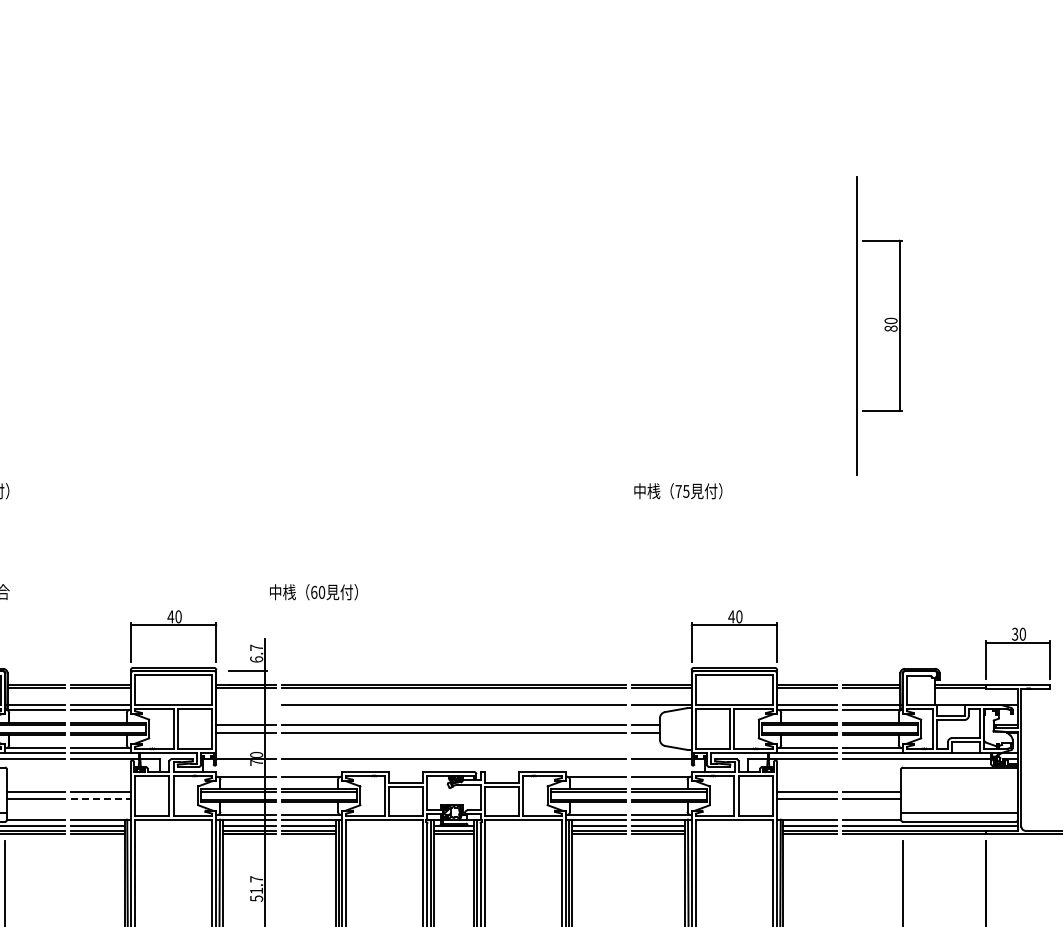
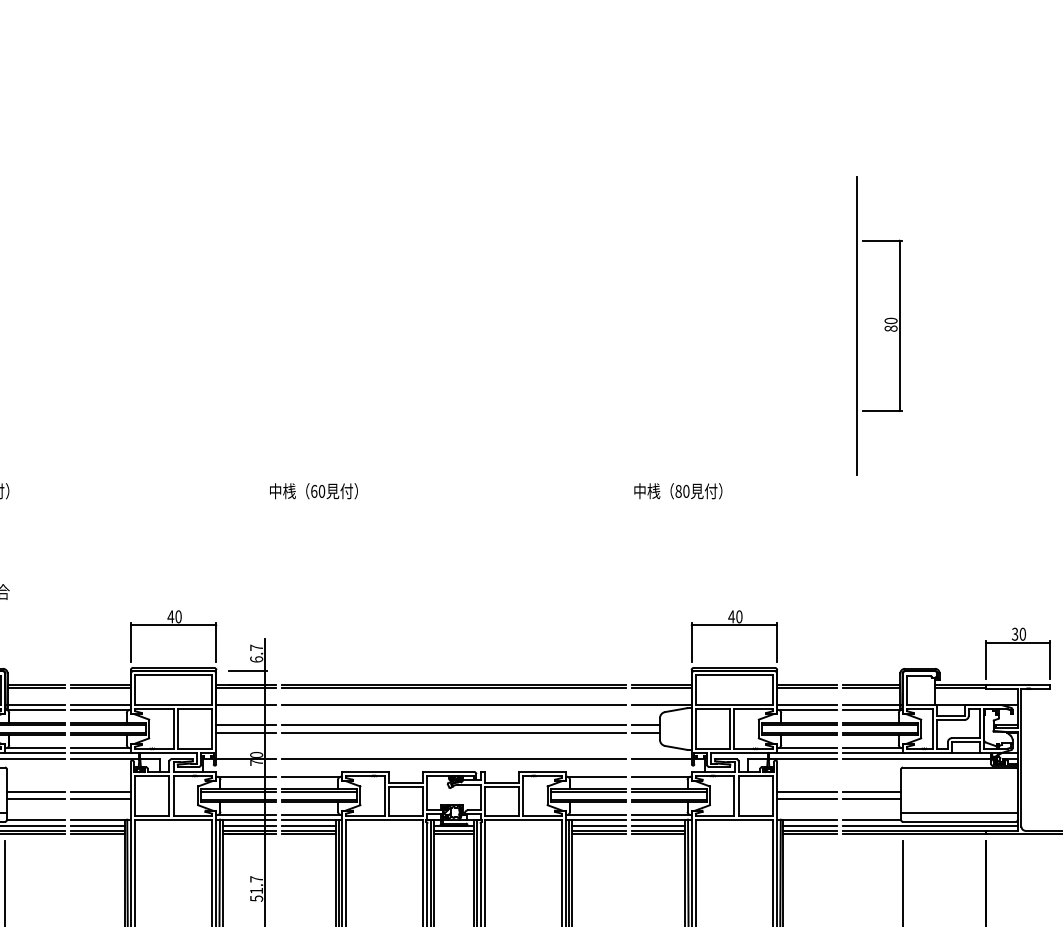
text: 75 -> 80 (682, 490)
text position: (313, 592) -> (313, 491) (313, 491)
line: none -> present (246, 705)
line: dashed -> solid (101, 799)
